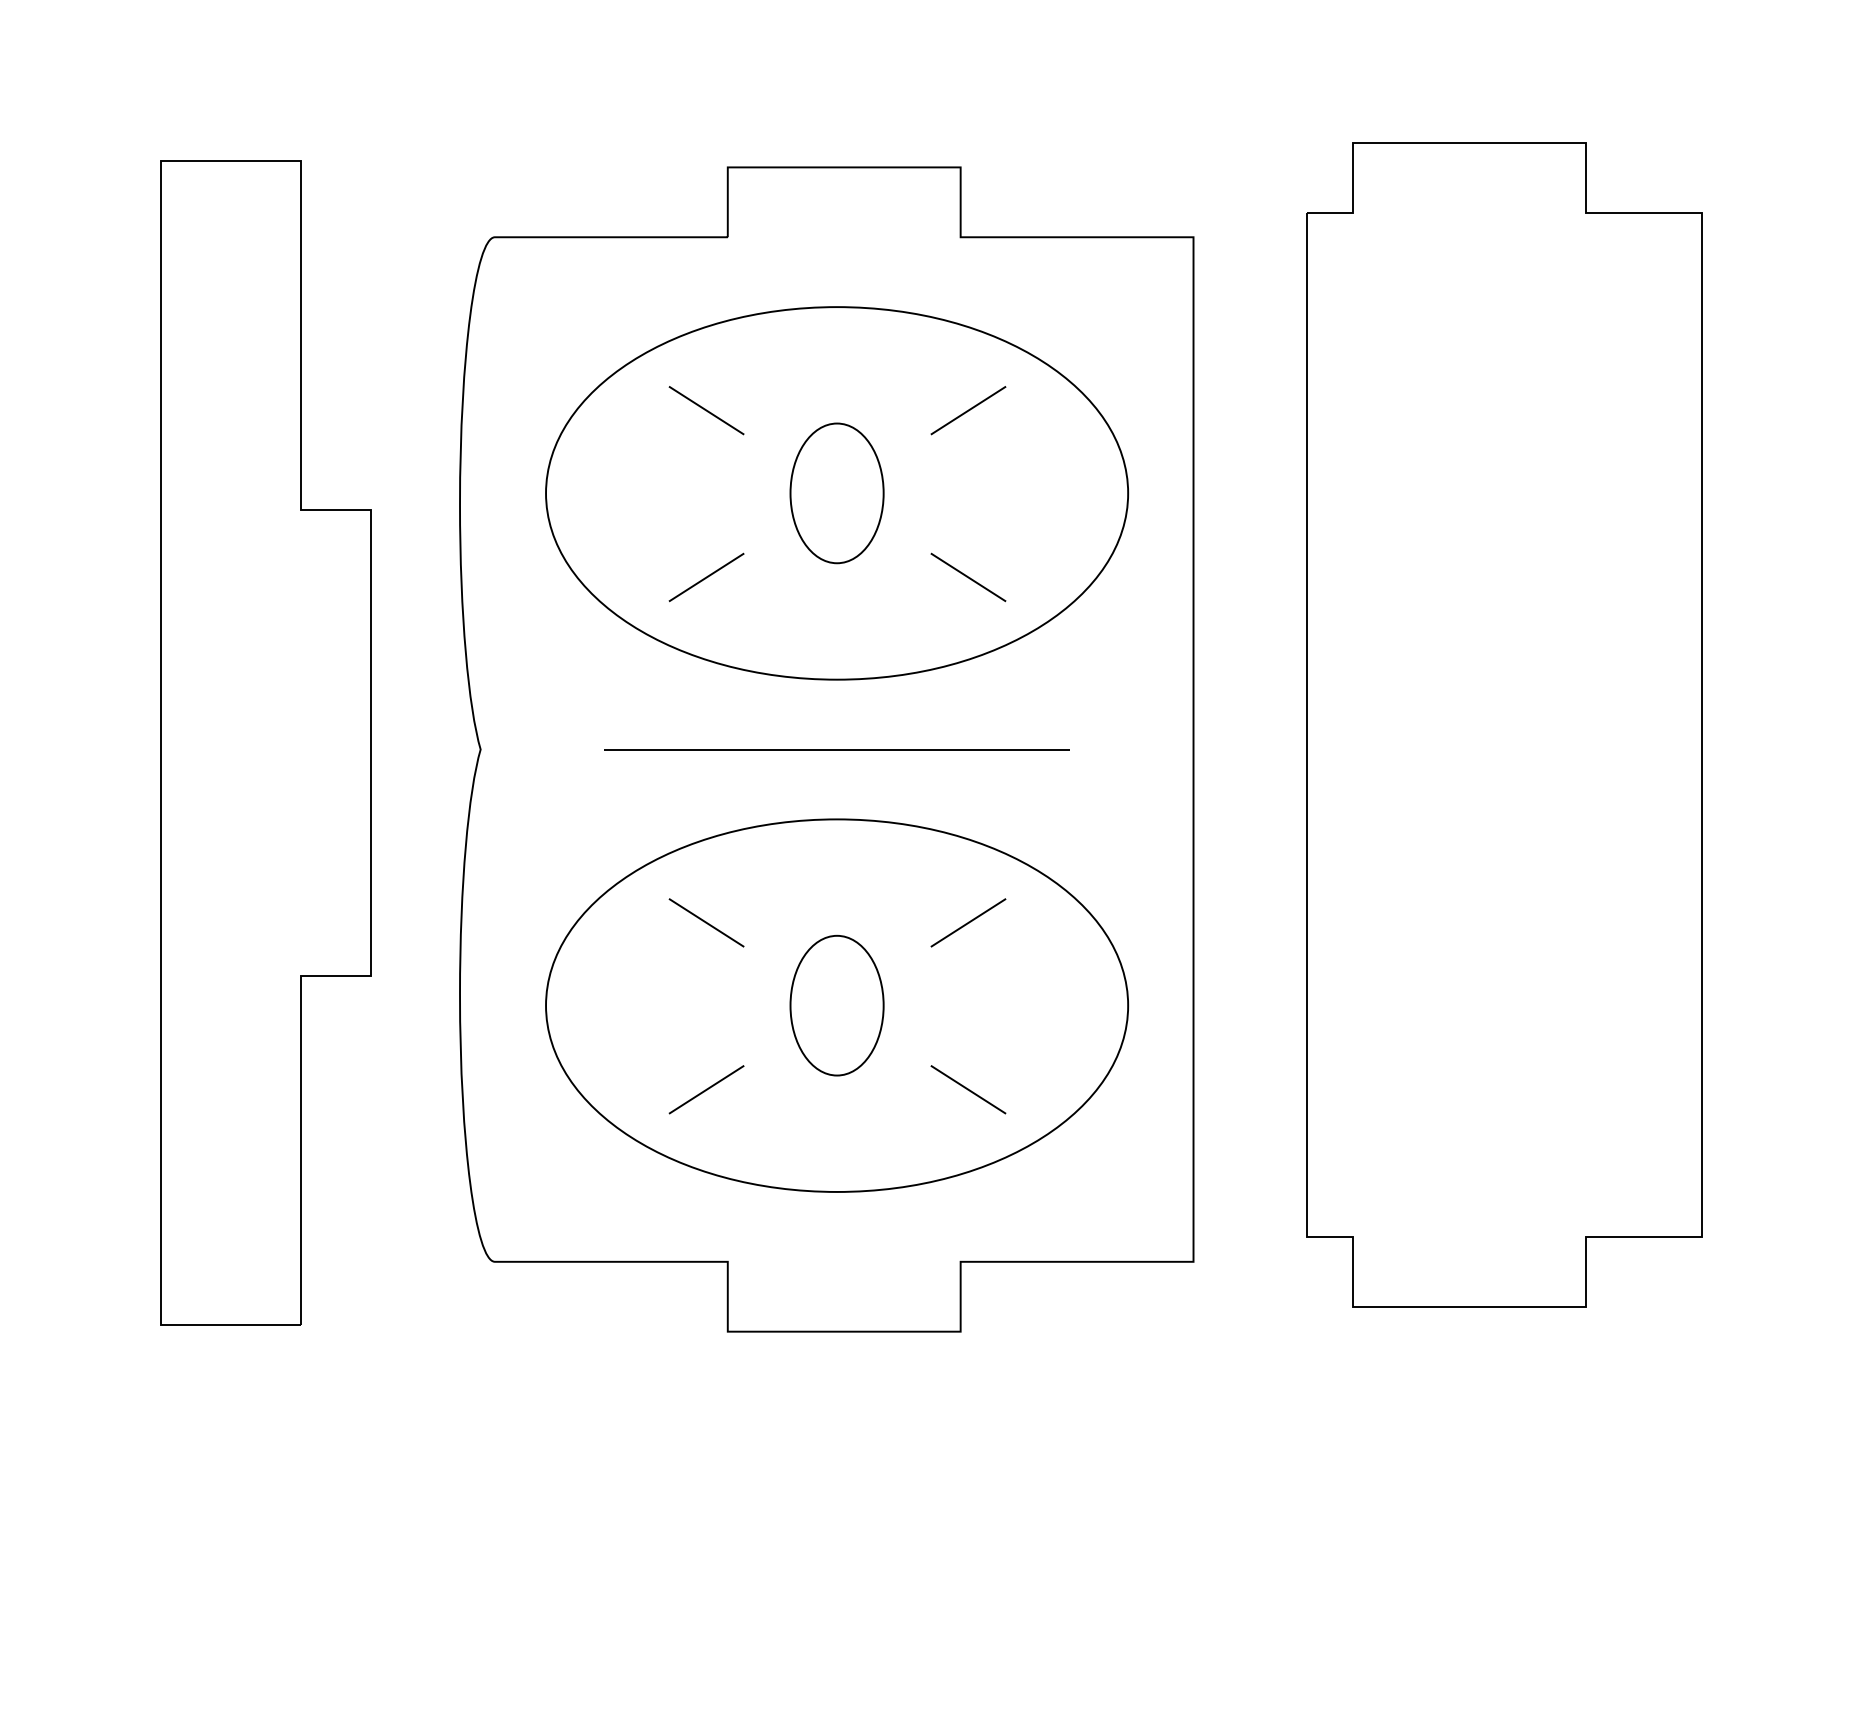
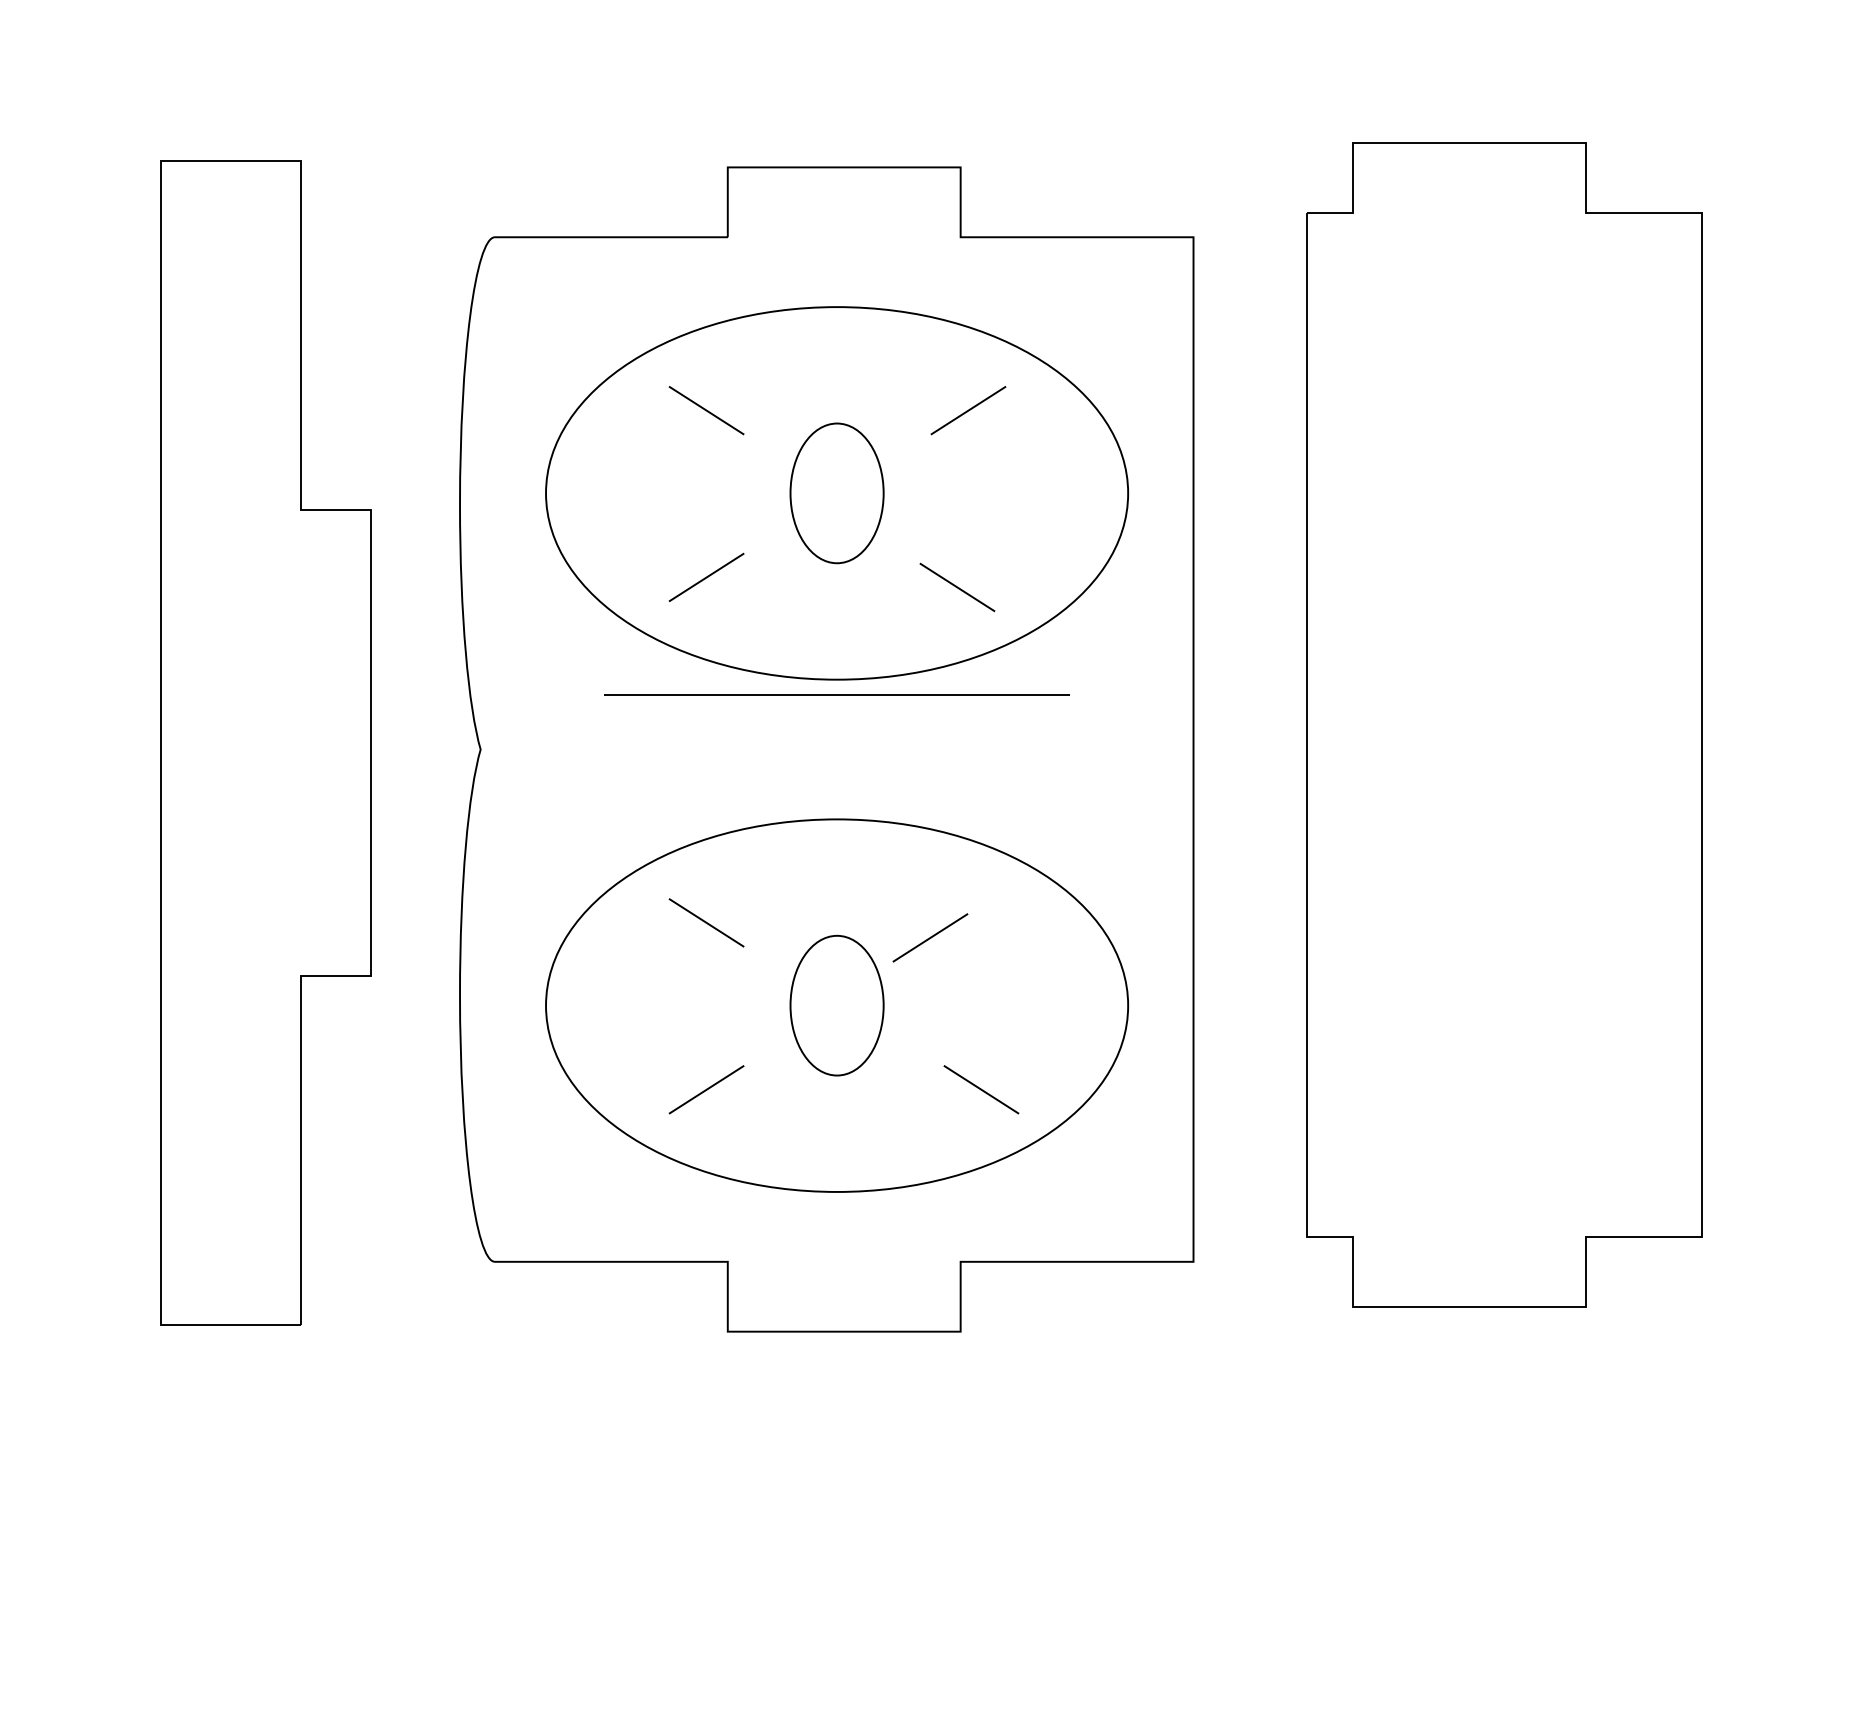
line position: (968, 577) -> (957, 587) (957, 587)
line position: (836, 749) -> (836, 694) (836, 694)
line position: (968, 922) -> (930, 937) (930, 937)
line position: (968, 1089) -> (981, 1089) (981, 1089)
